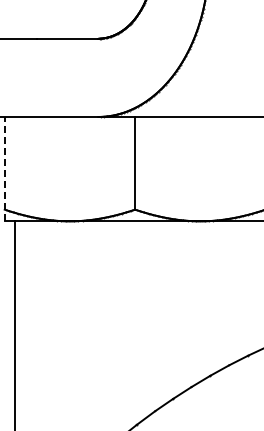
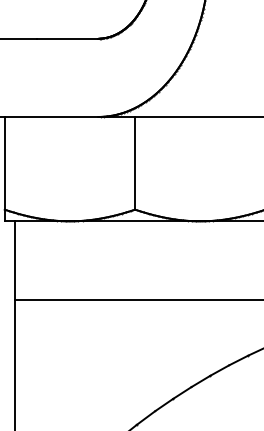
line: dashed -> solid (4, 168)
line: none -> present (137, 299)
